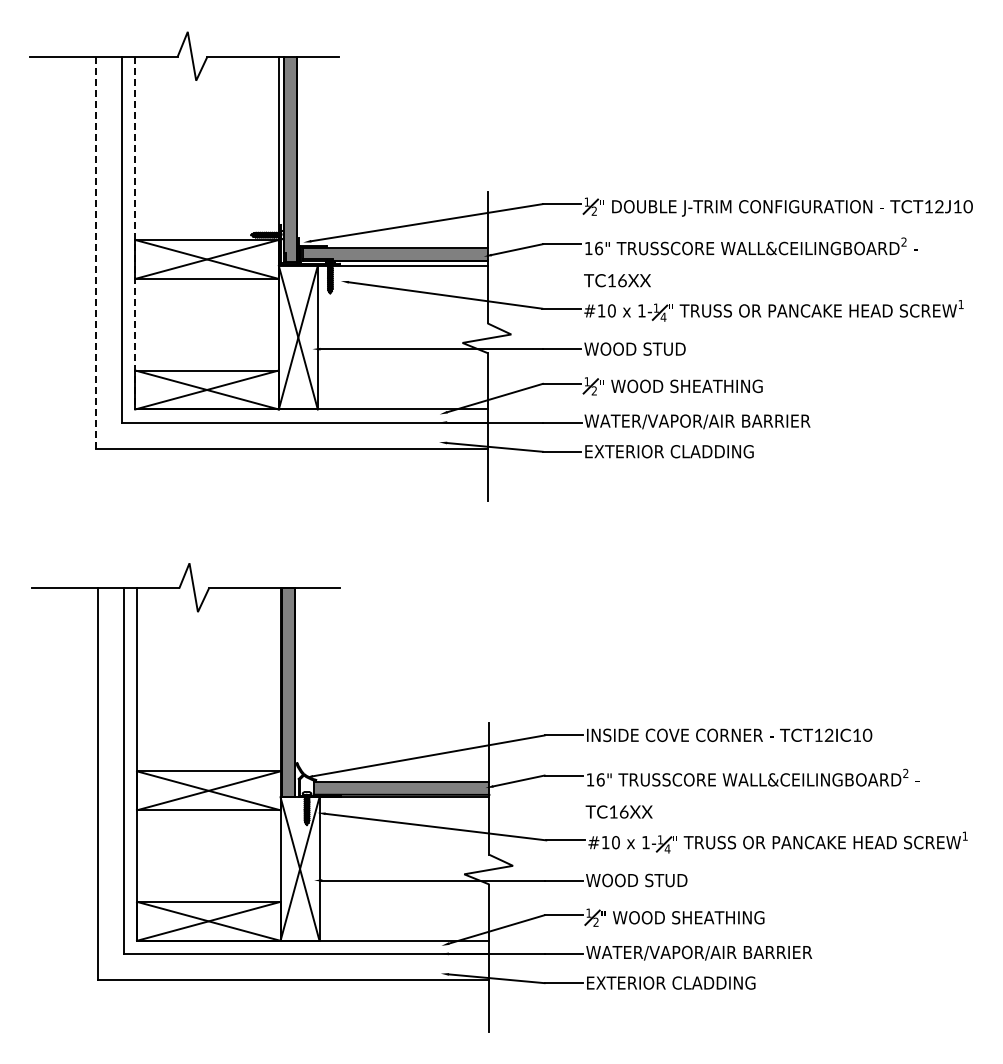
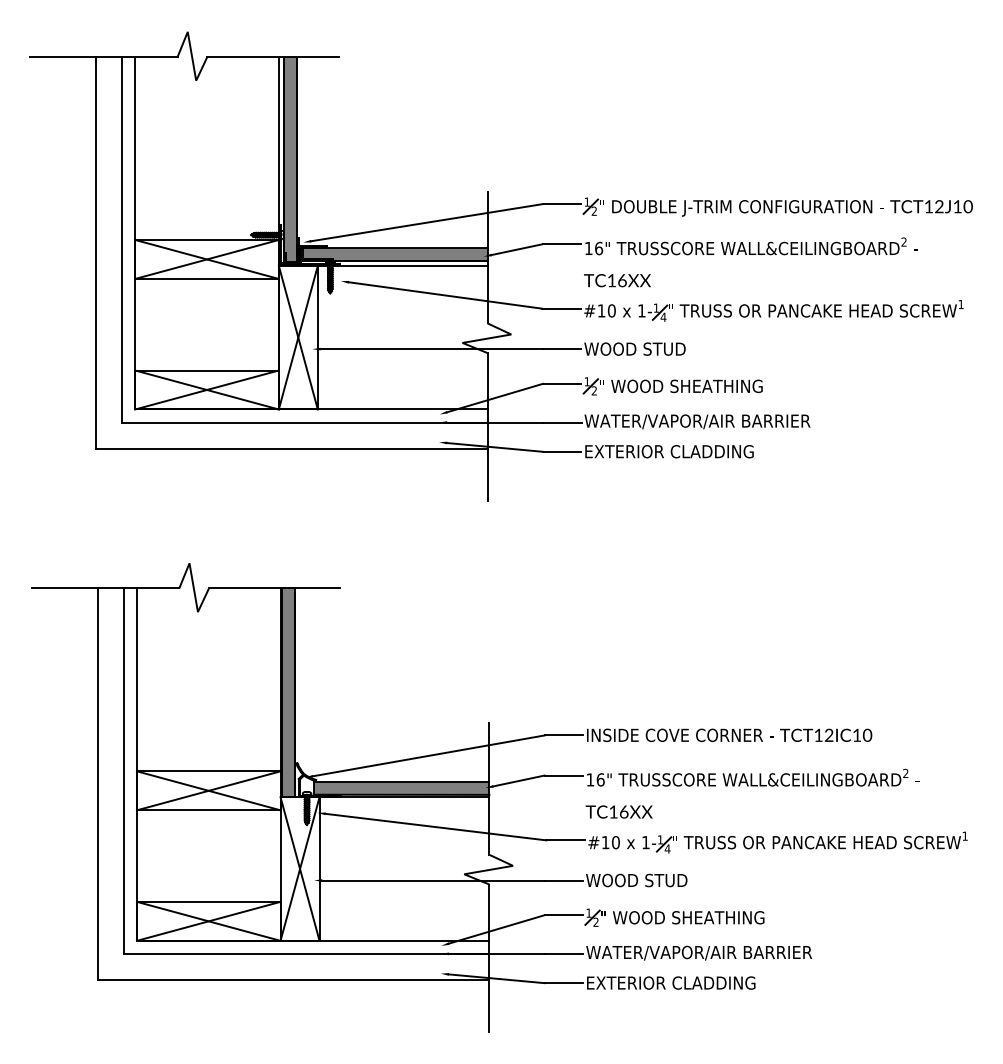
line: dashed -> solid (135, 233)
line: dashed -> solid (96, 252)
